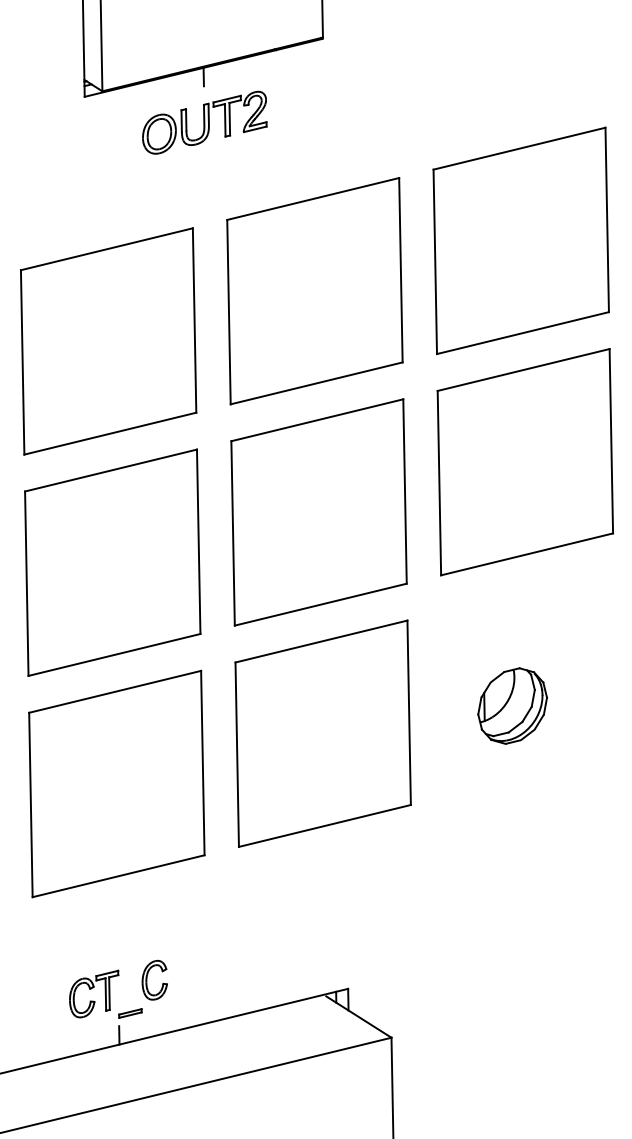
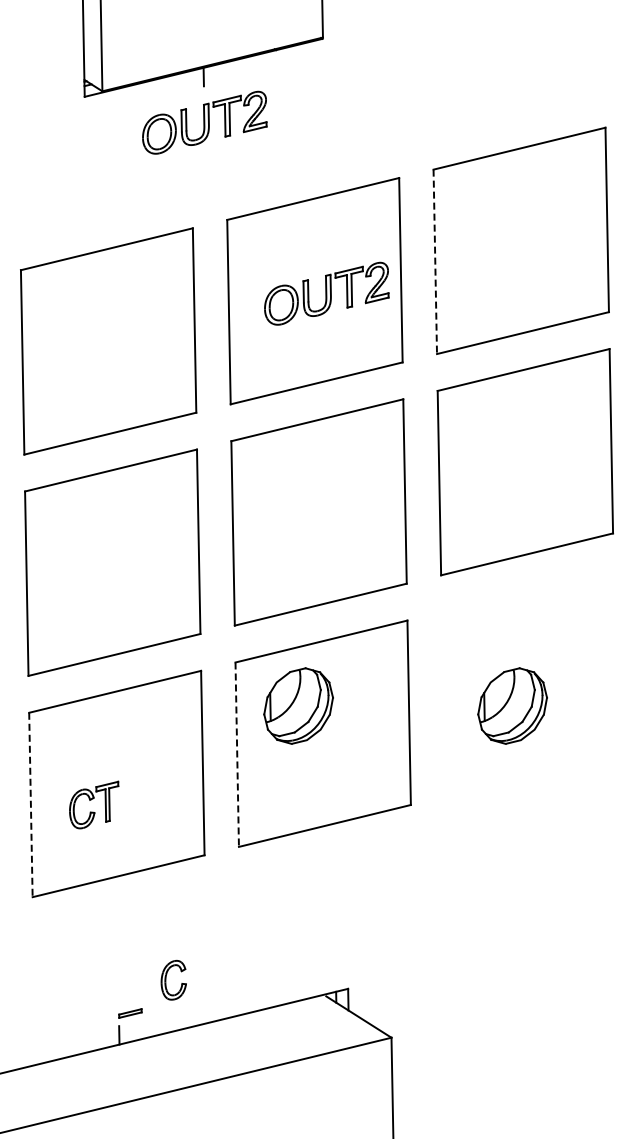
line: solid -> dashed (435, 262)
part: none -> present (326, 293)
part: none -> present (298, 705)
line: solid -> dashed (237, 755)
line: solid -> dashed (30, 805)
part position: (147, 980) -> (166, 980) (166, 980)
part position: (94, 993) -> (94, 804) (94, 804)
